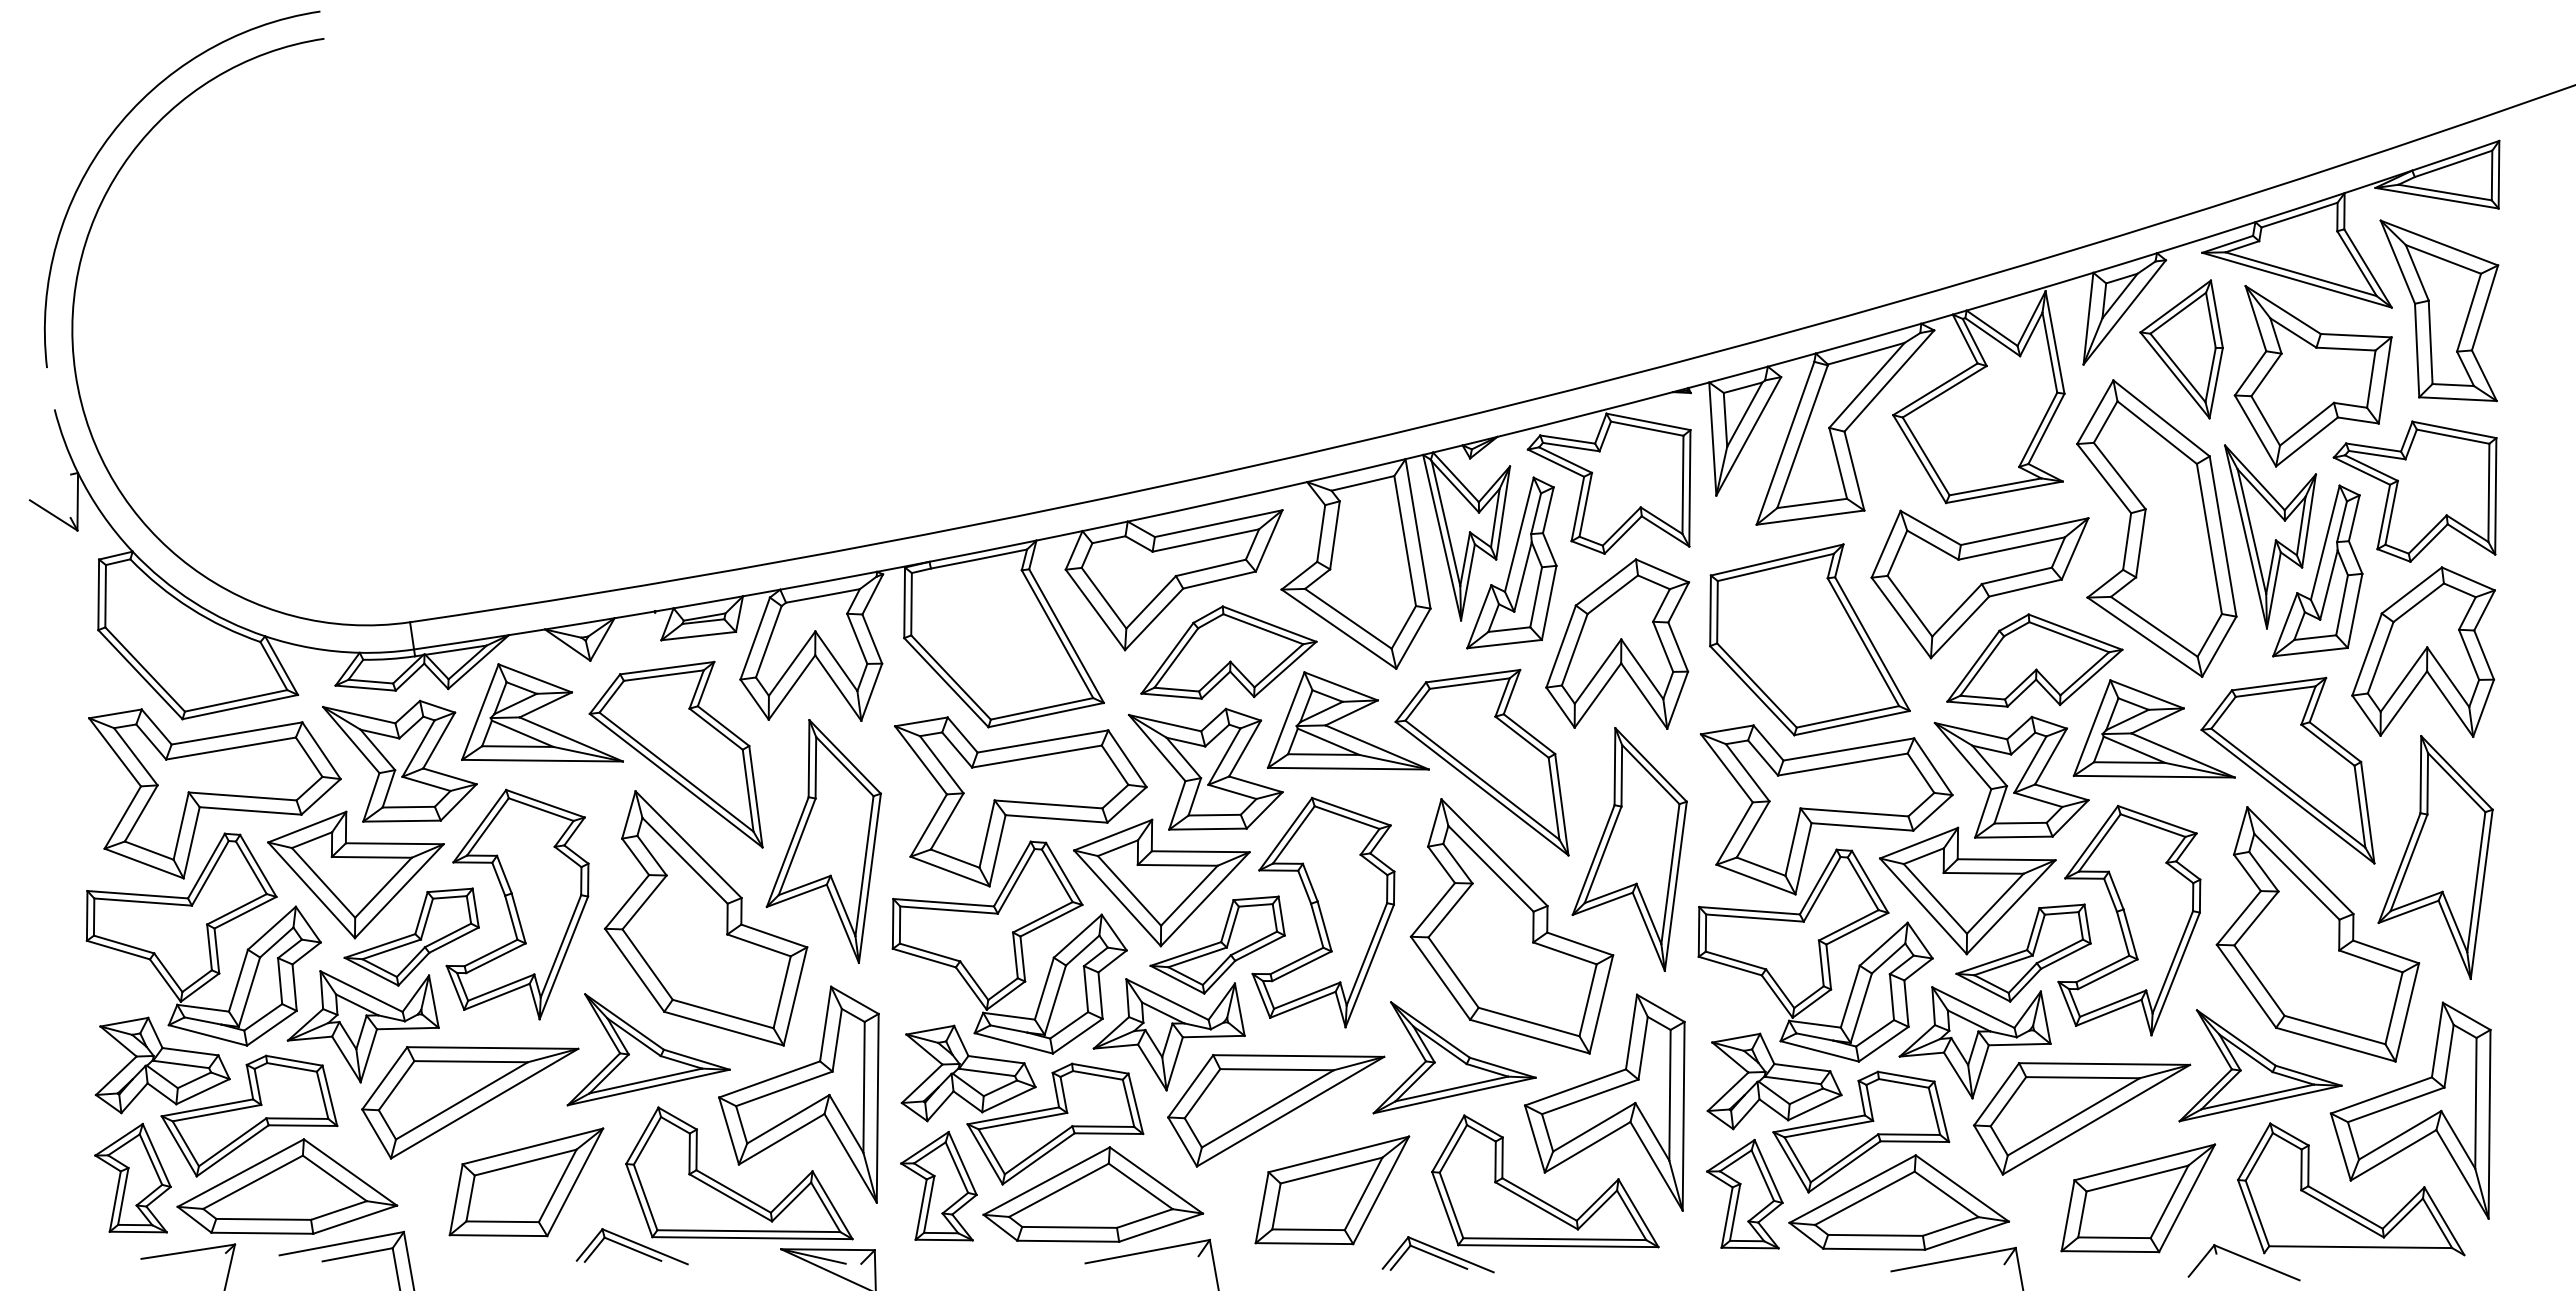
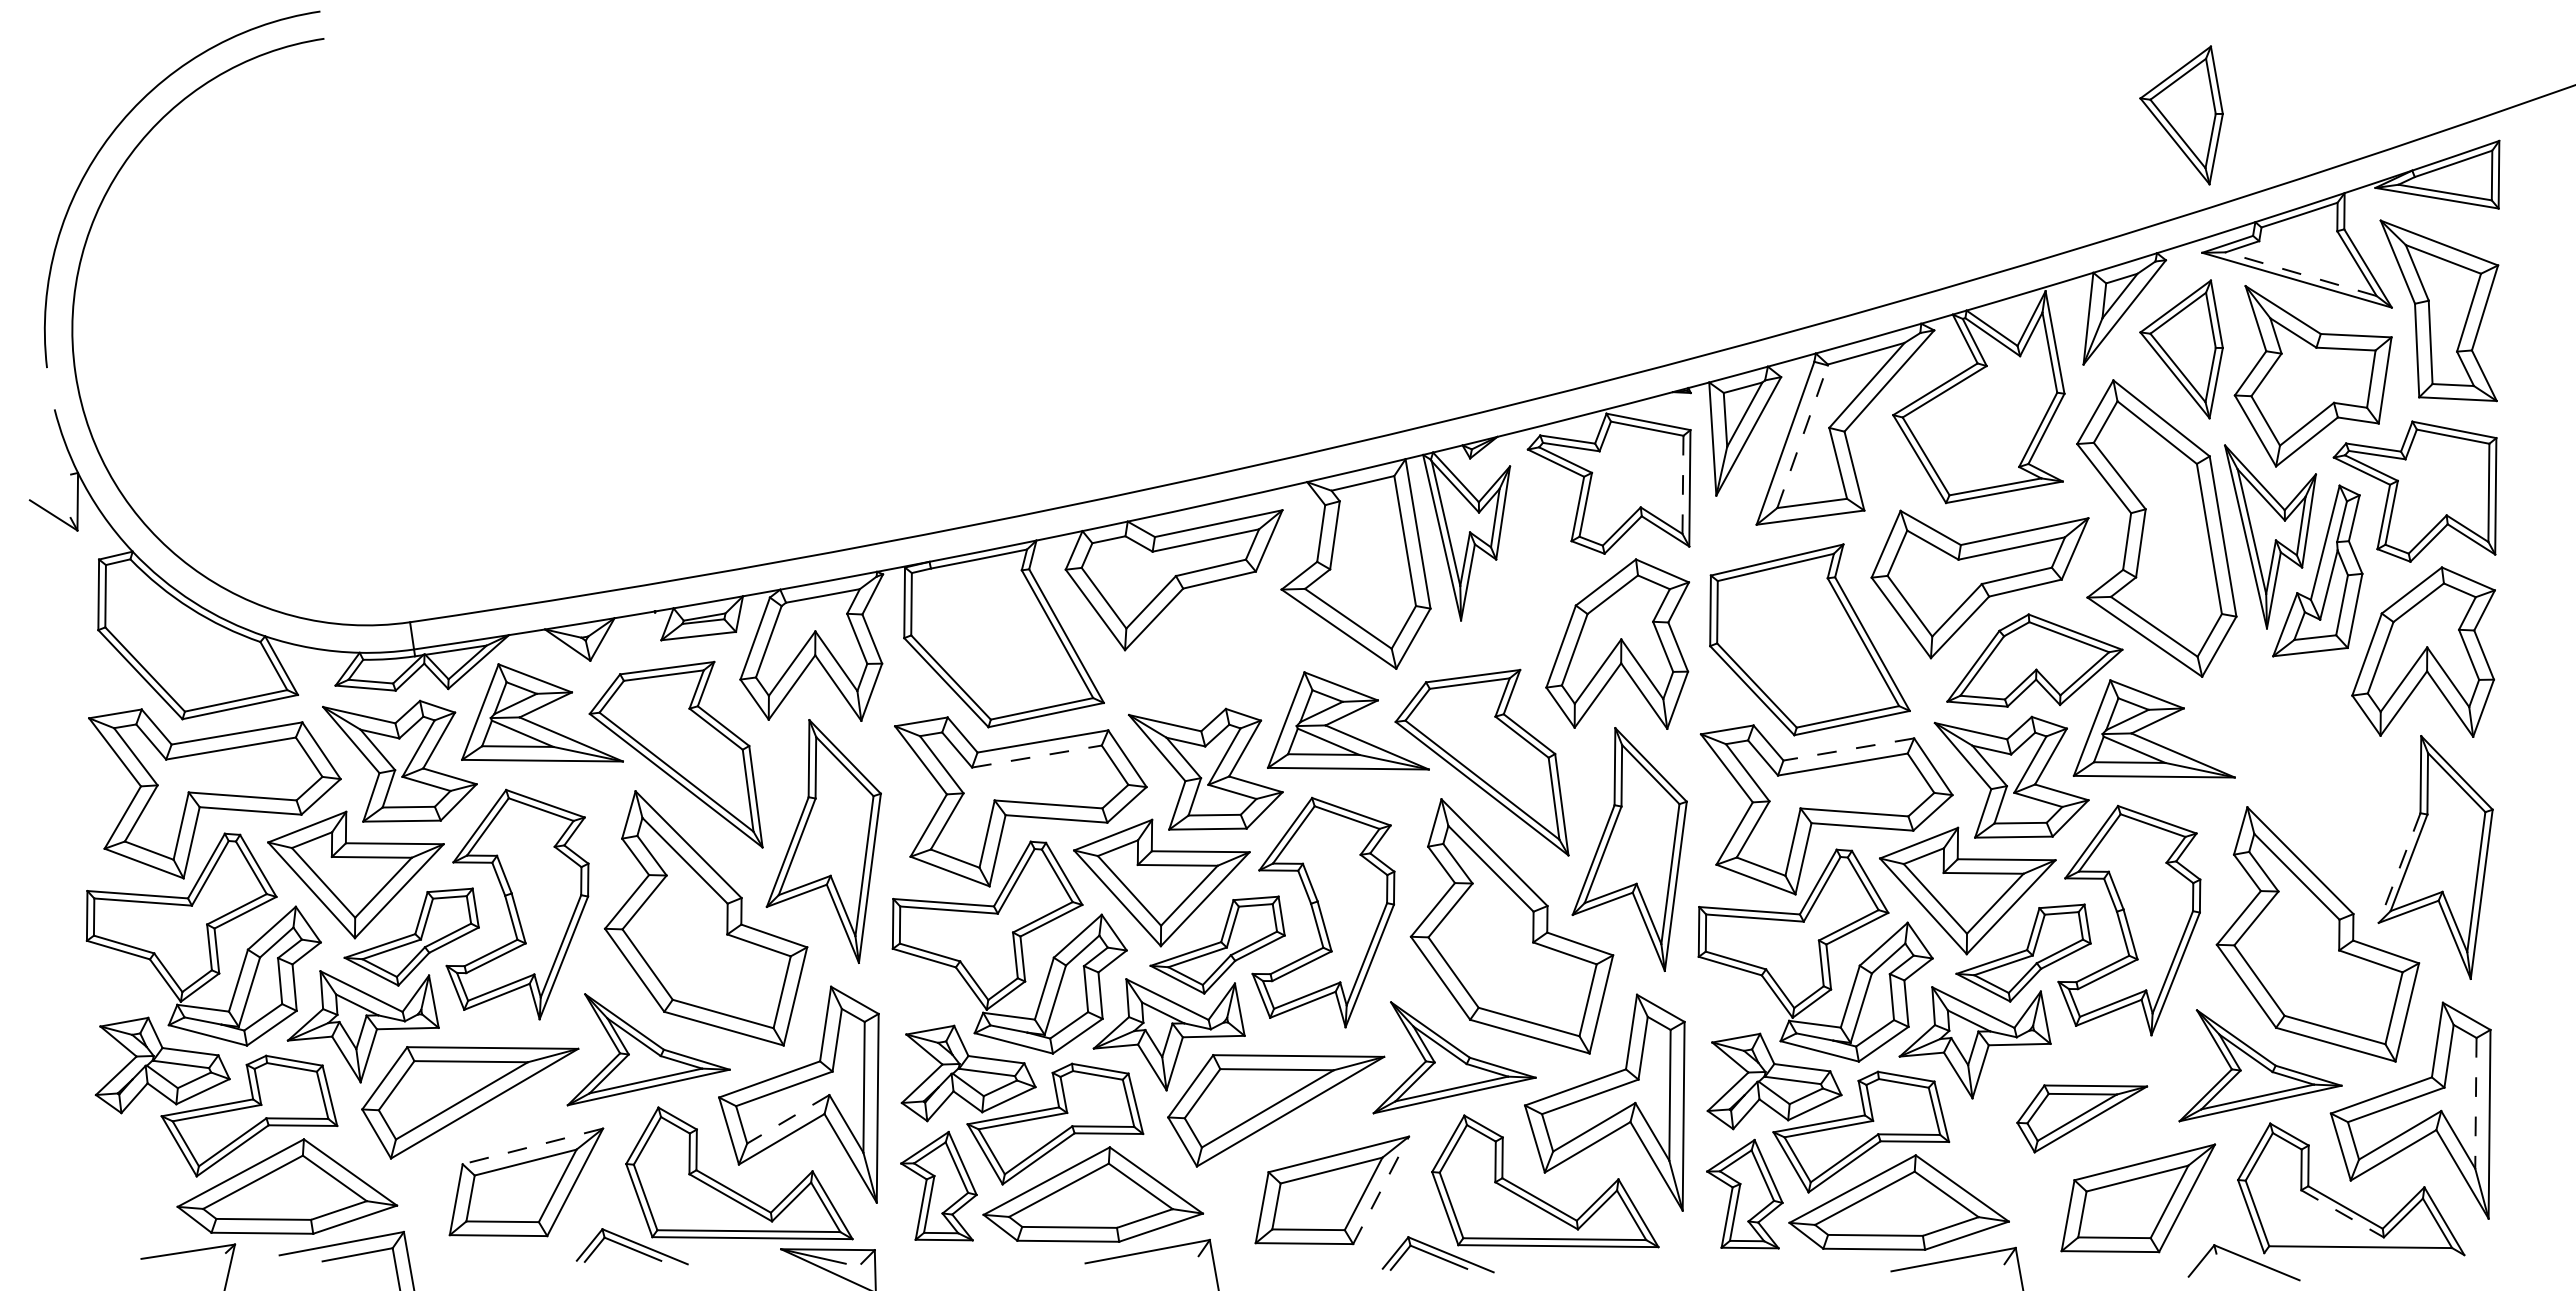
part: none -> present (2181, 115)
line: solid -> dashed (2301, 274)
line: solid -> dashed (1802, 436)
line: solid -> dashed (1682, 485)
part: present -> none (1511, 562)
part: present -> none (1228, 652)
line: solid -> dashed (1848, 749)
line: solid -> dashed (1036, 756)
part: present -> none (2287, 770)
line: solid -> dashed (2399, 868)
line: solid -> dashed (2475, 1103)
part size: 219x114 px -> 133x70 px (2082, 1118)
line: solid -> dashed (788, 1119)
line: solid -> dashed (532, 1146)
part: present -> none (132, 1178)
line: solid -> dashed (1381, 1190)
line: solid -> dashed (2342, 1213)
